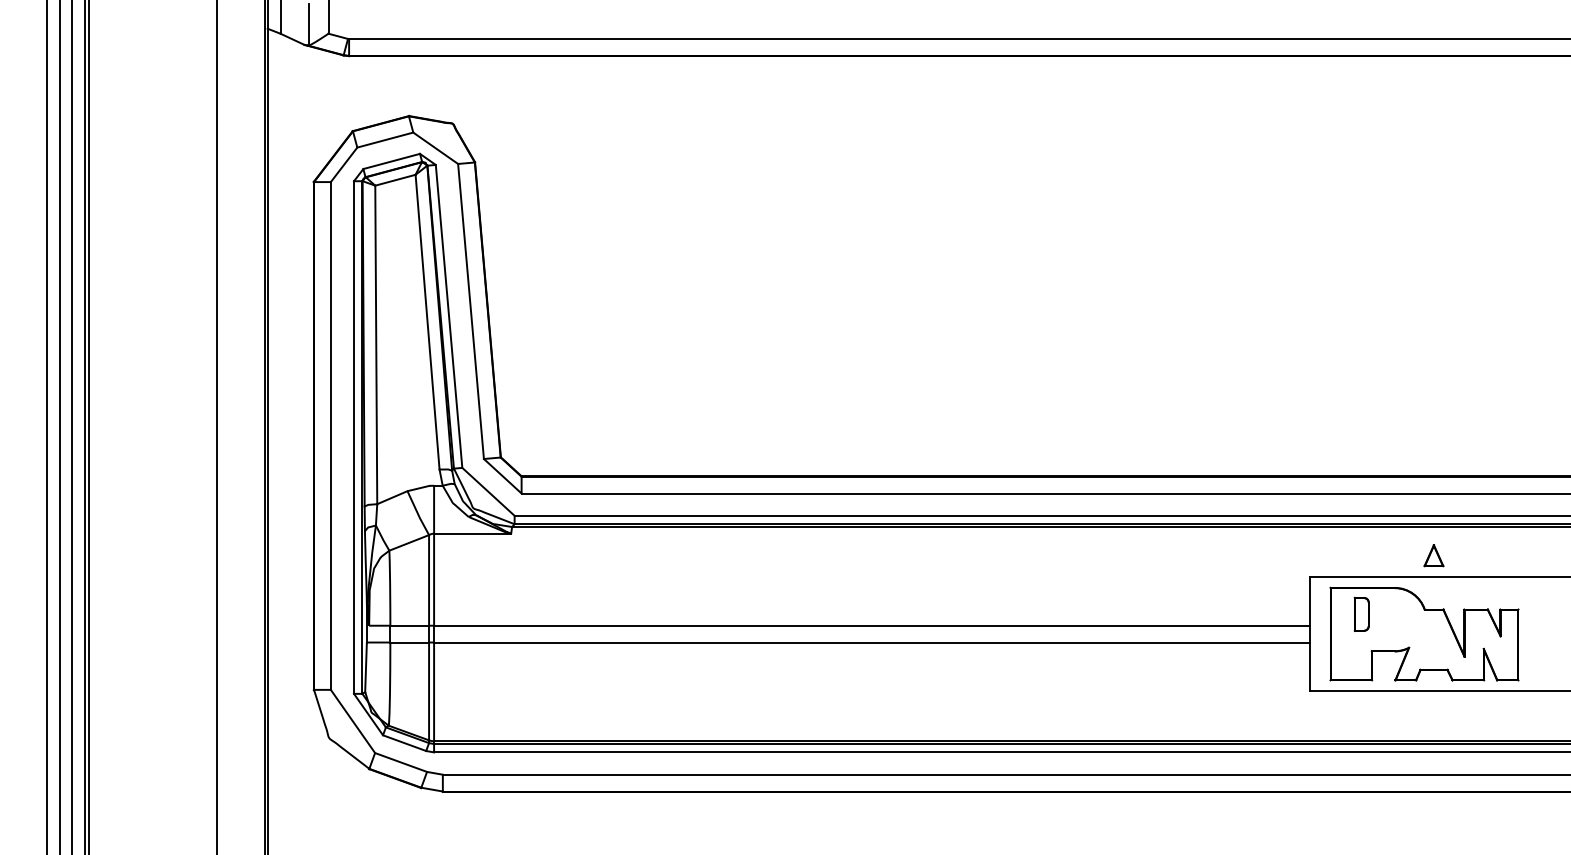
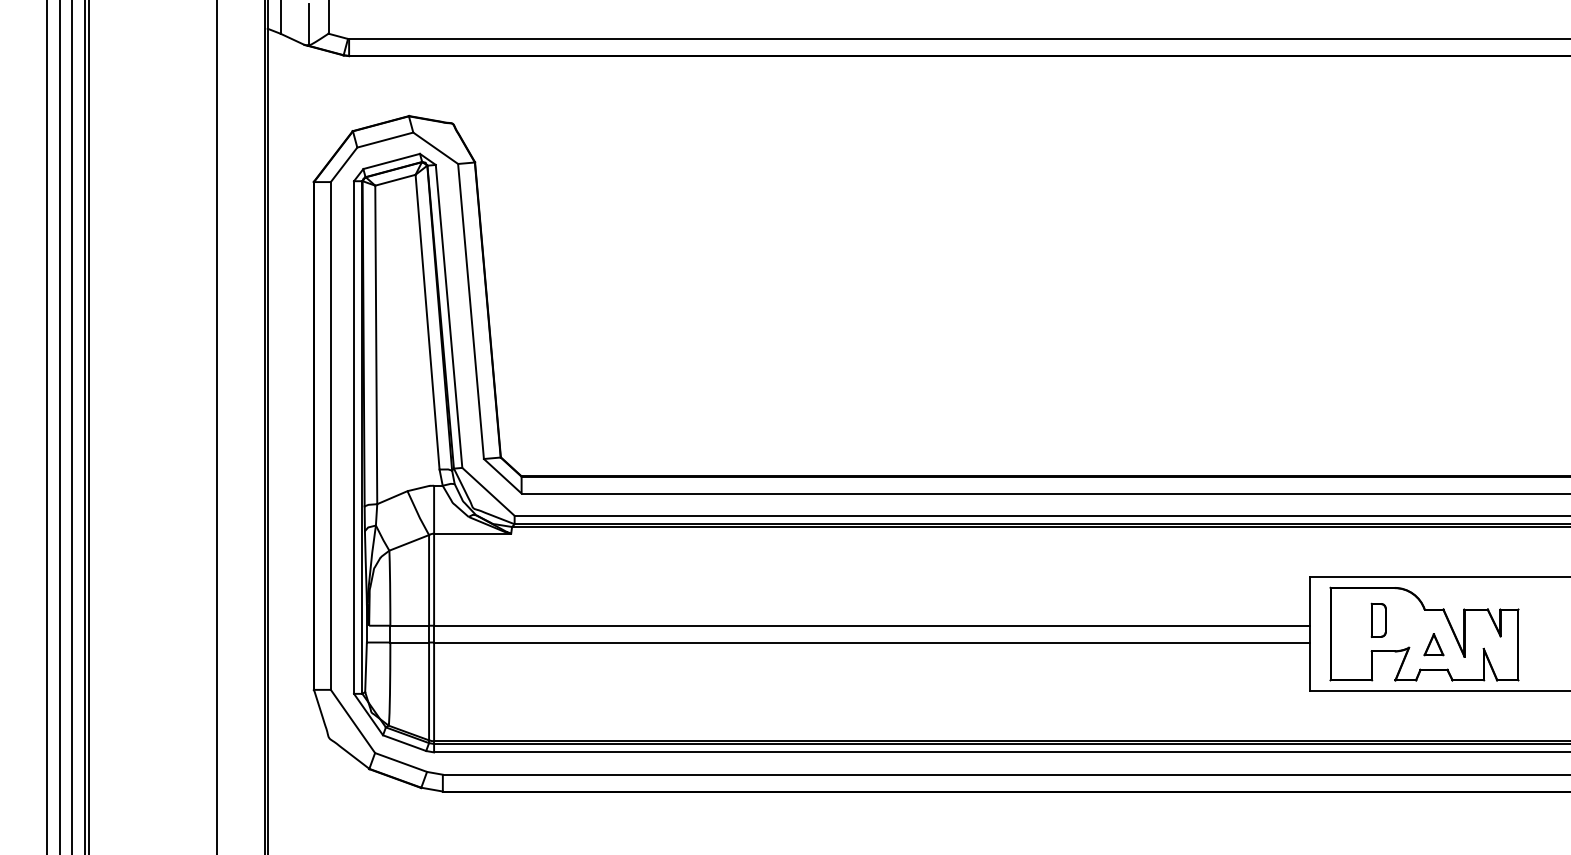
part position: (1433, 555) -> (1433, 644) (1433, 644)
part position: (1361, 613) -> (1378, 619) (1378, 619)
